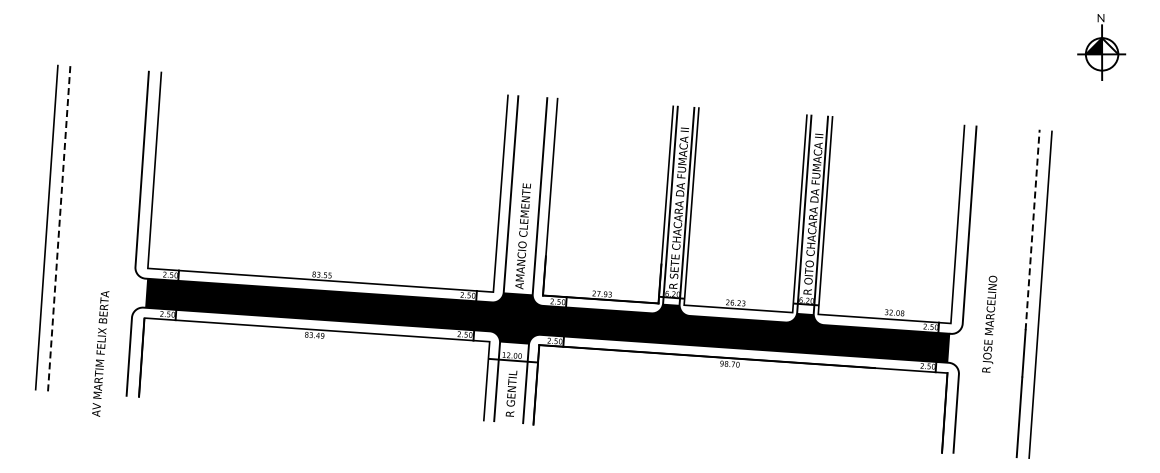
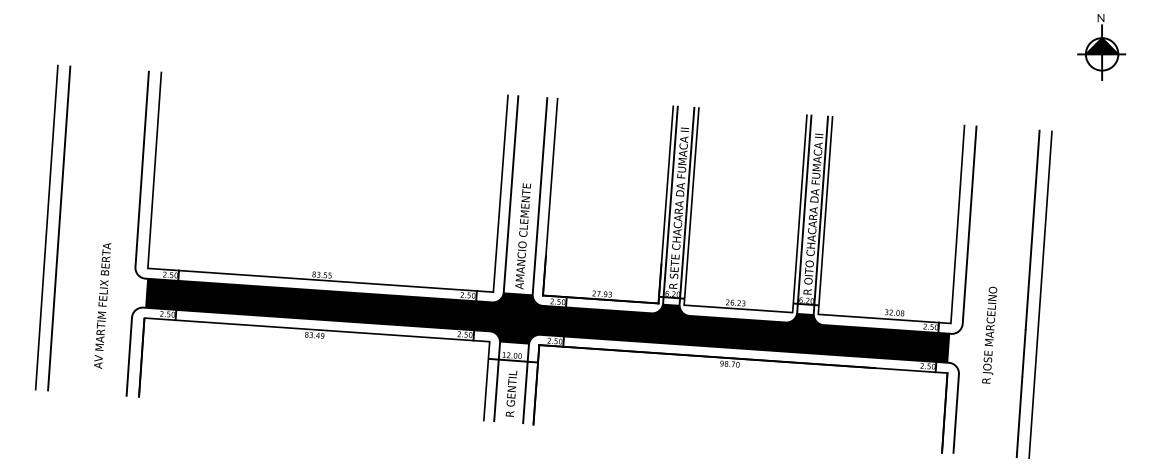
fill: none -> present (1110, 46)
line: dashed -> solid (59, 227)
line: dashed -> solid (1032, 229)
text position: (989, 323) -> (989, 334) (989, 334)
text position: (100, 353) -> (102, 305) (102, 305)
